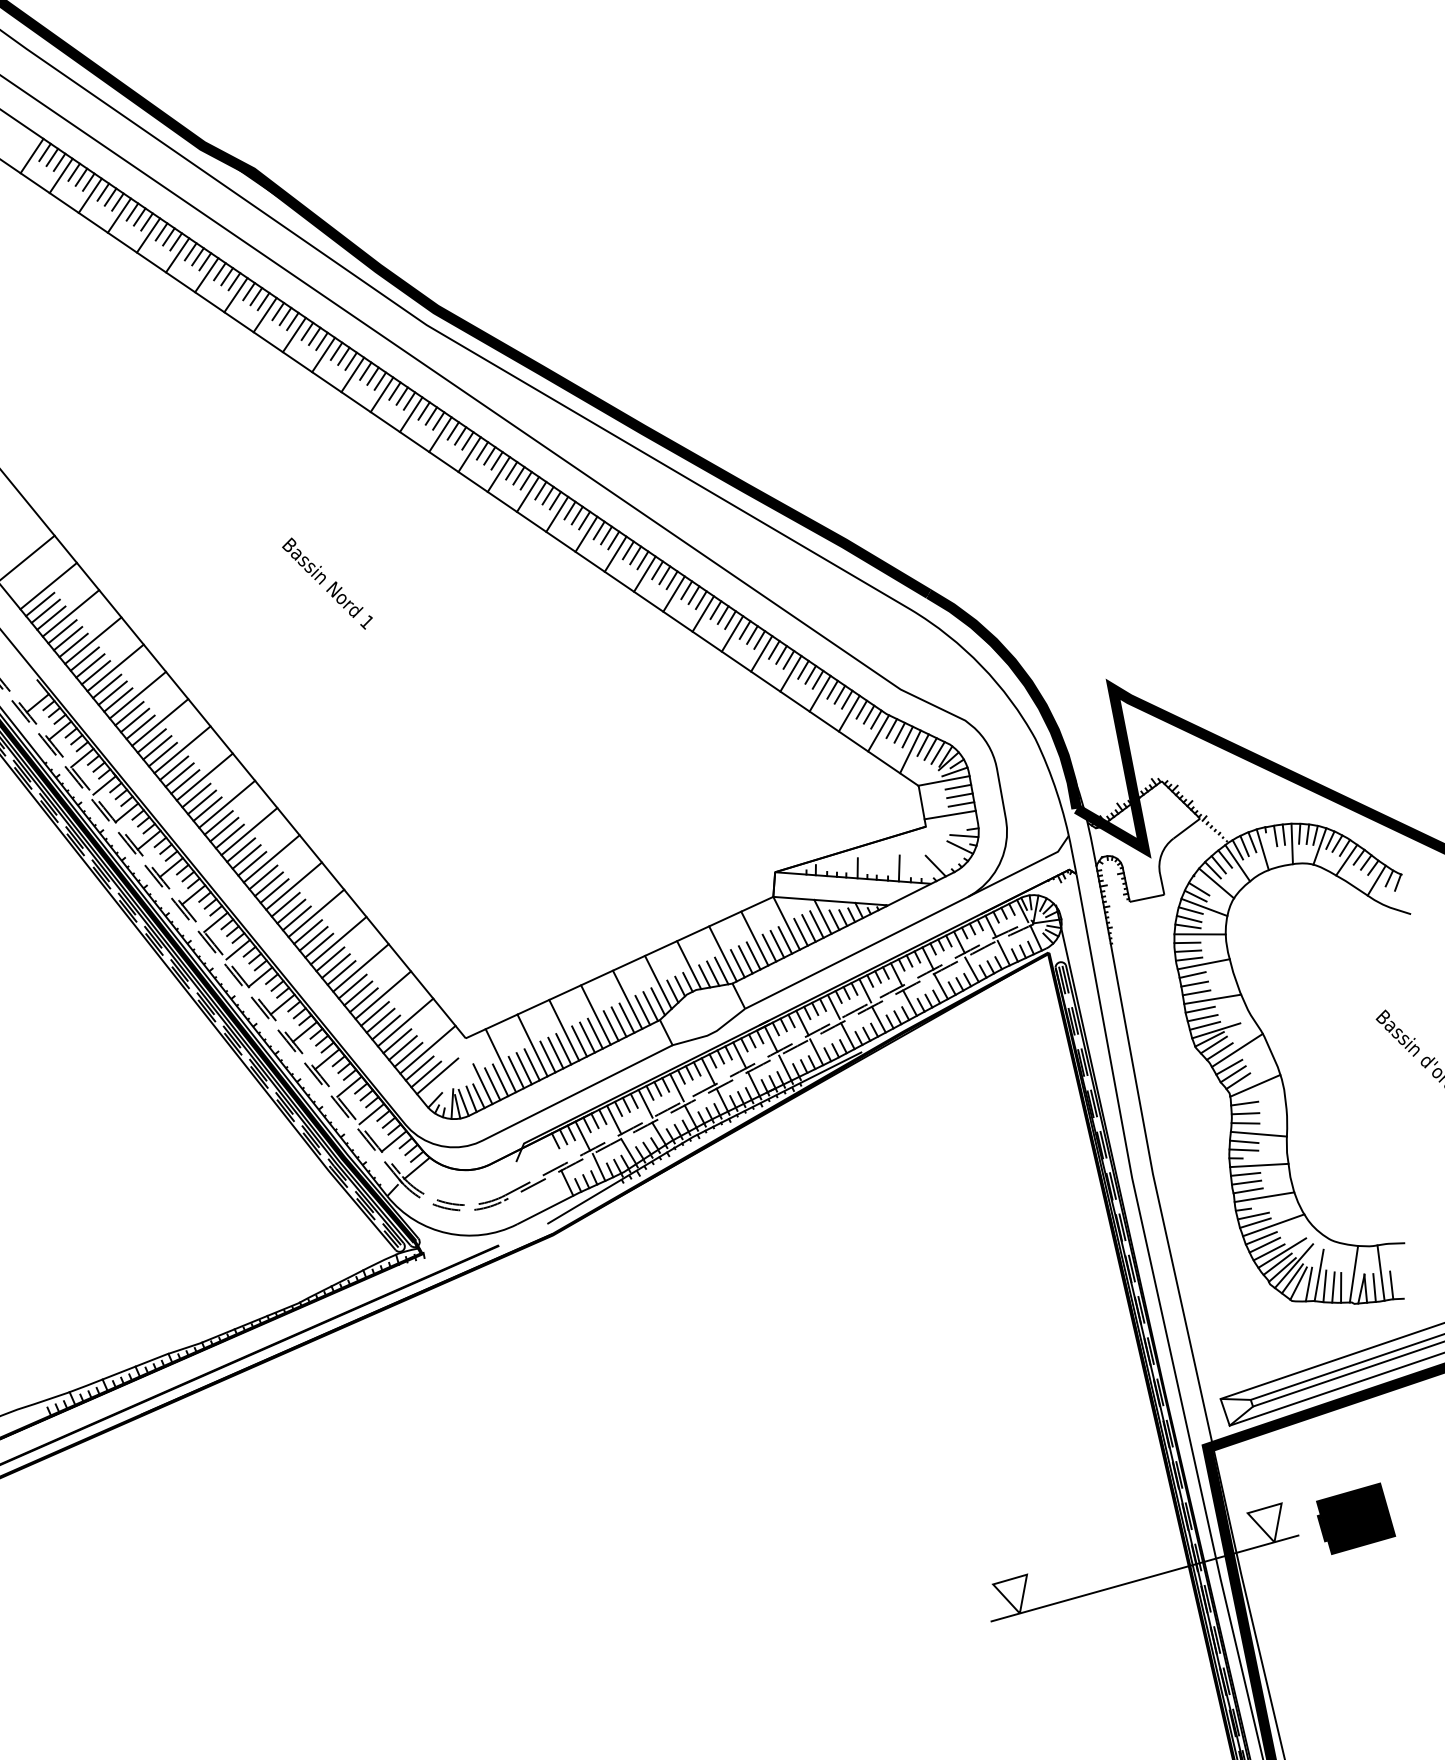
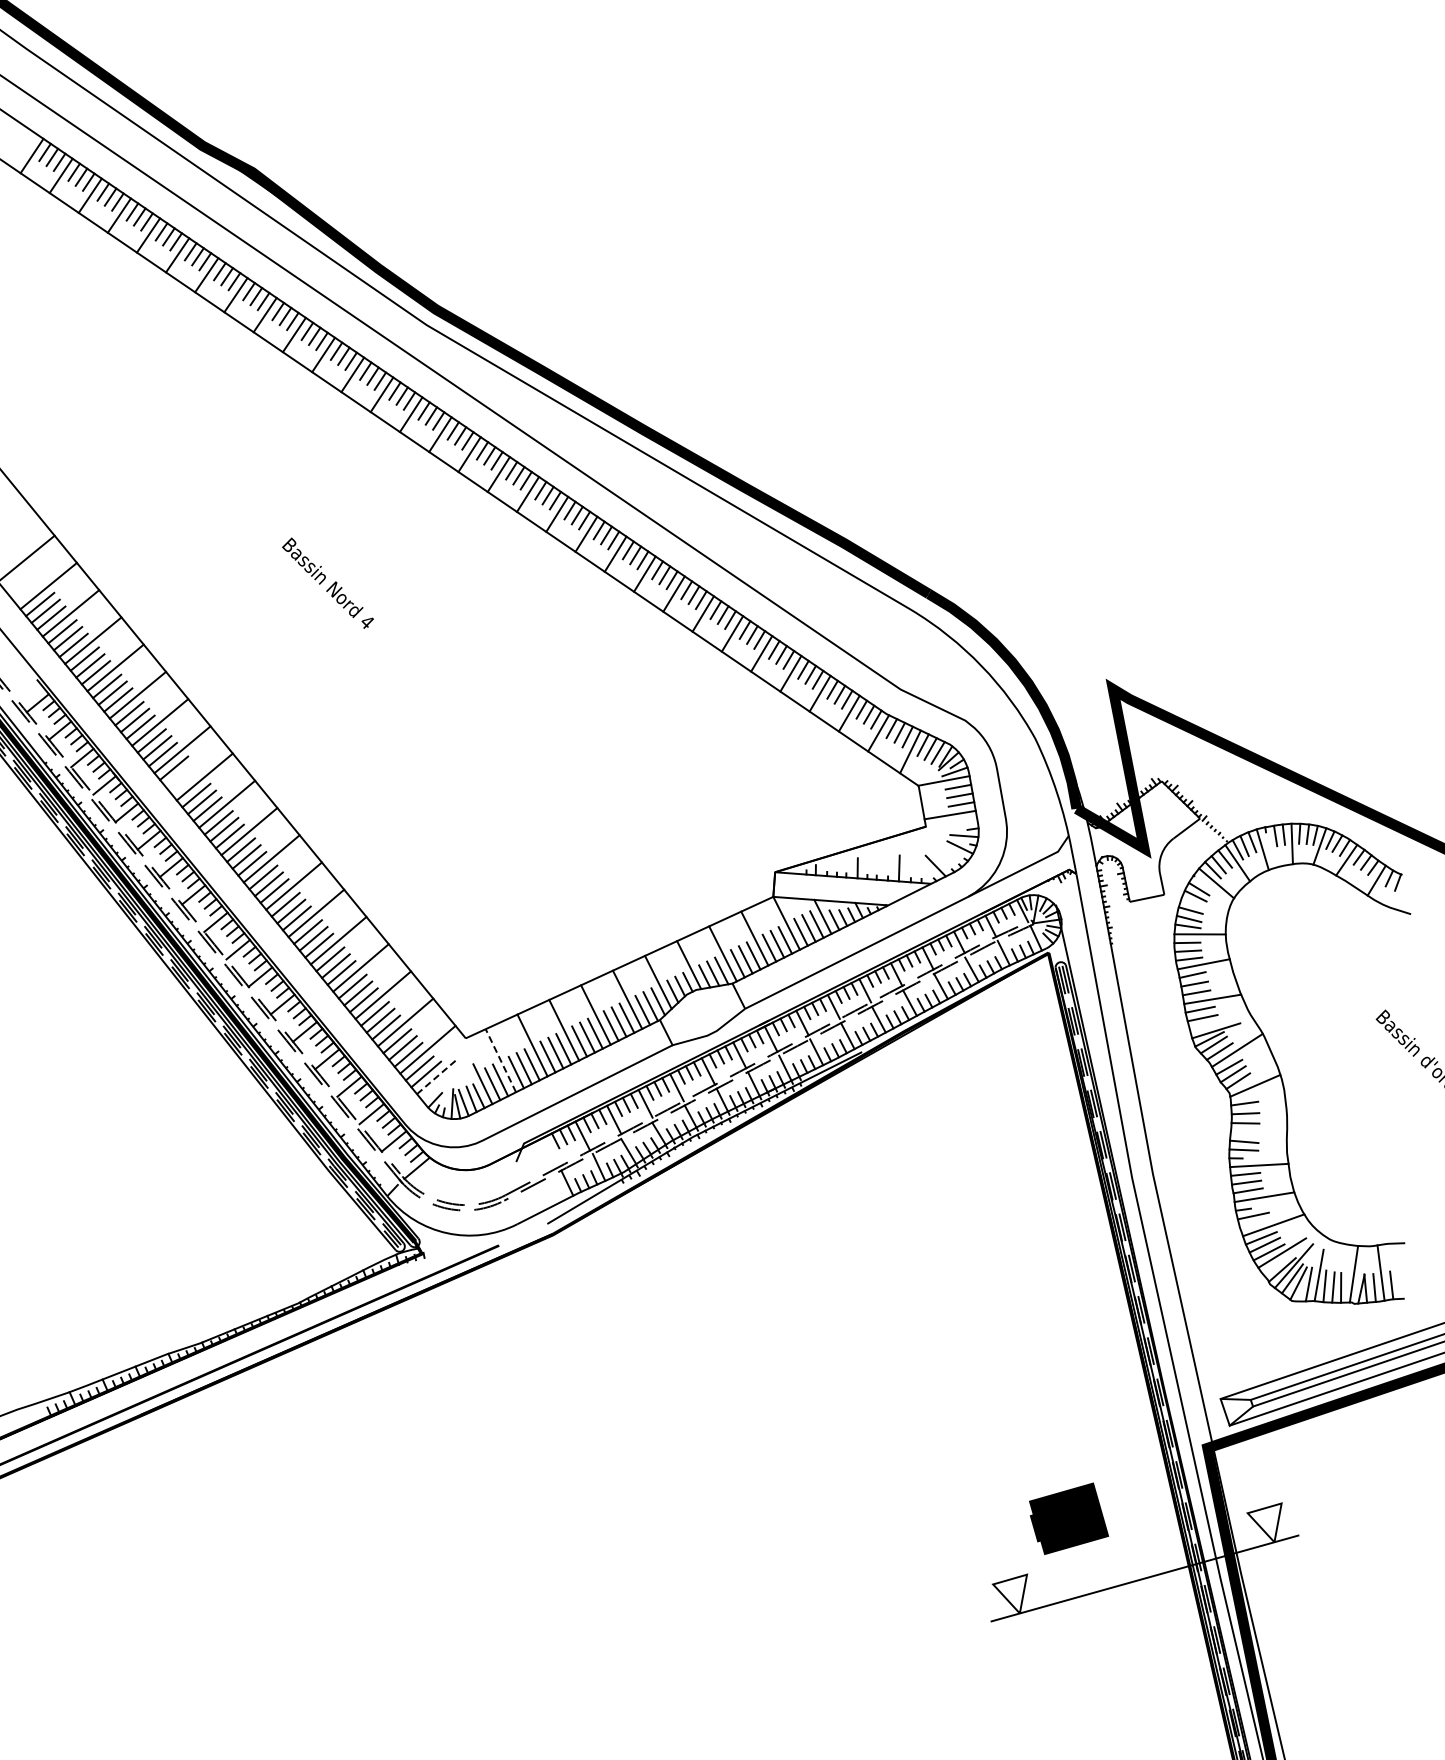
text: 1 -> 4 (366, 622)
line: present -> none (179, 774)
line: present -> none (185, 781)
line: present -> none (1204, 907)
line: present -> none (1204, 1025)
line: solid -> dashed (500, 1060)
line: solid -> dashed (437, 1075)
line: present -> none (1258, 1133)
line: present -> none (1255, 1222)
line: present -> none (1277, 1263)
text position: (1356, 1518) -> (1069, 1518) (1069, 1518)
